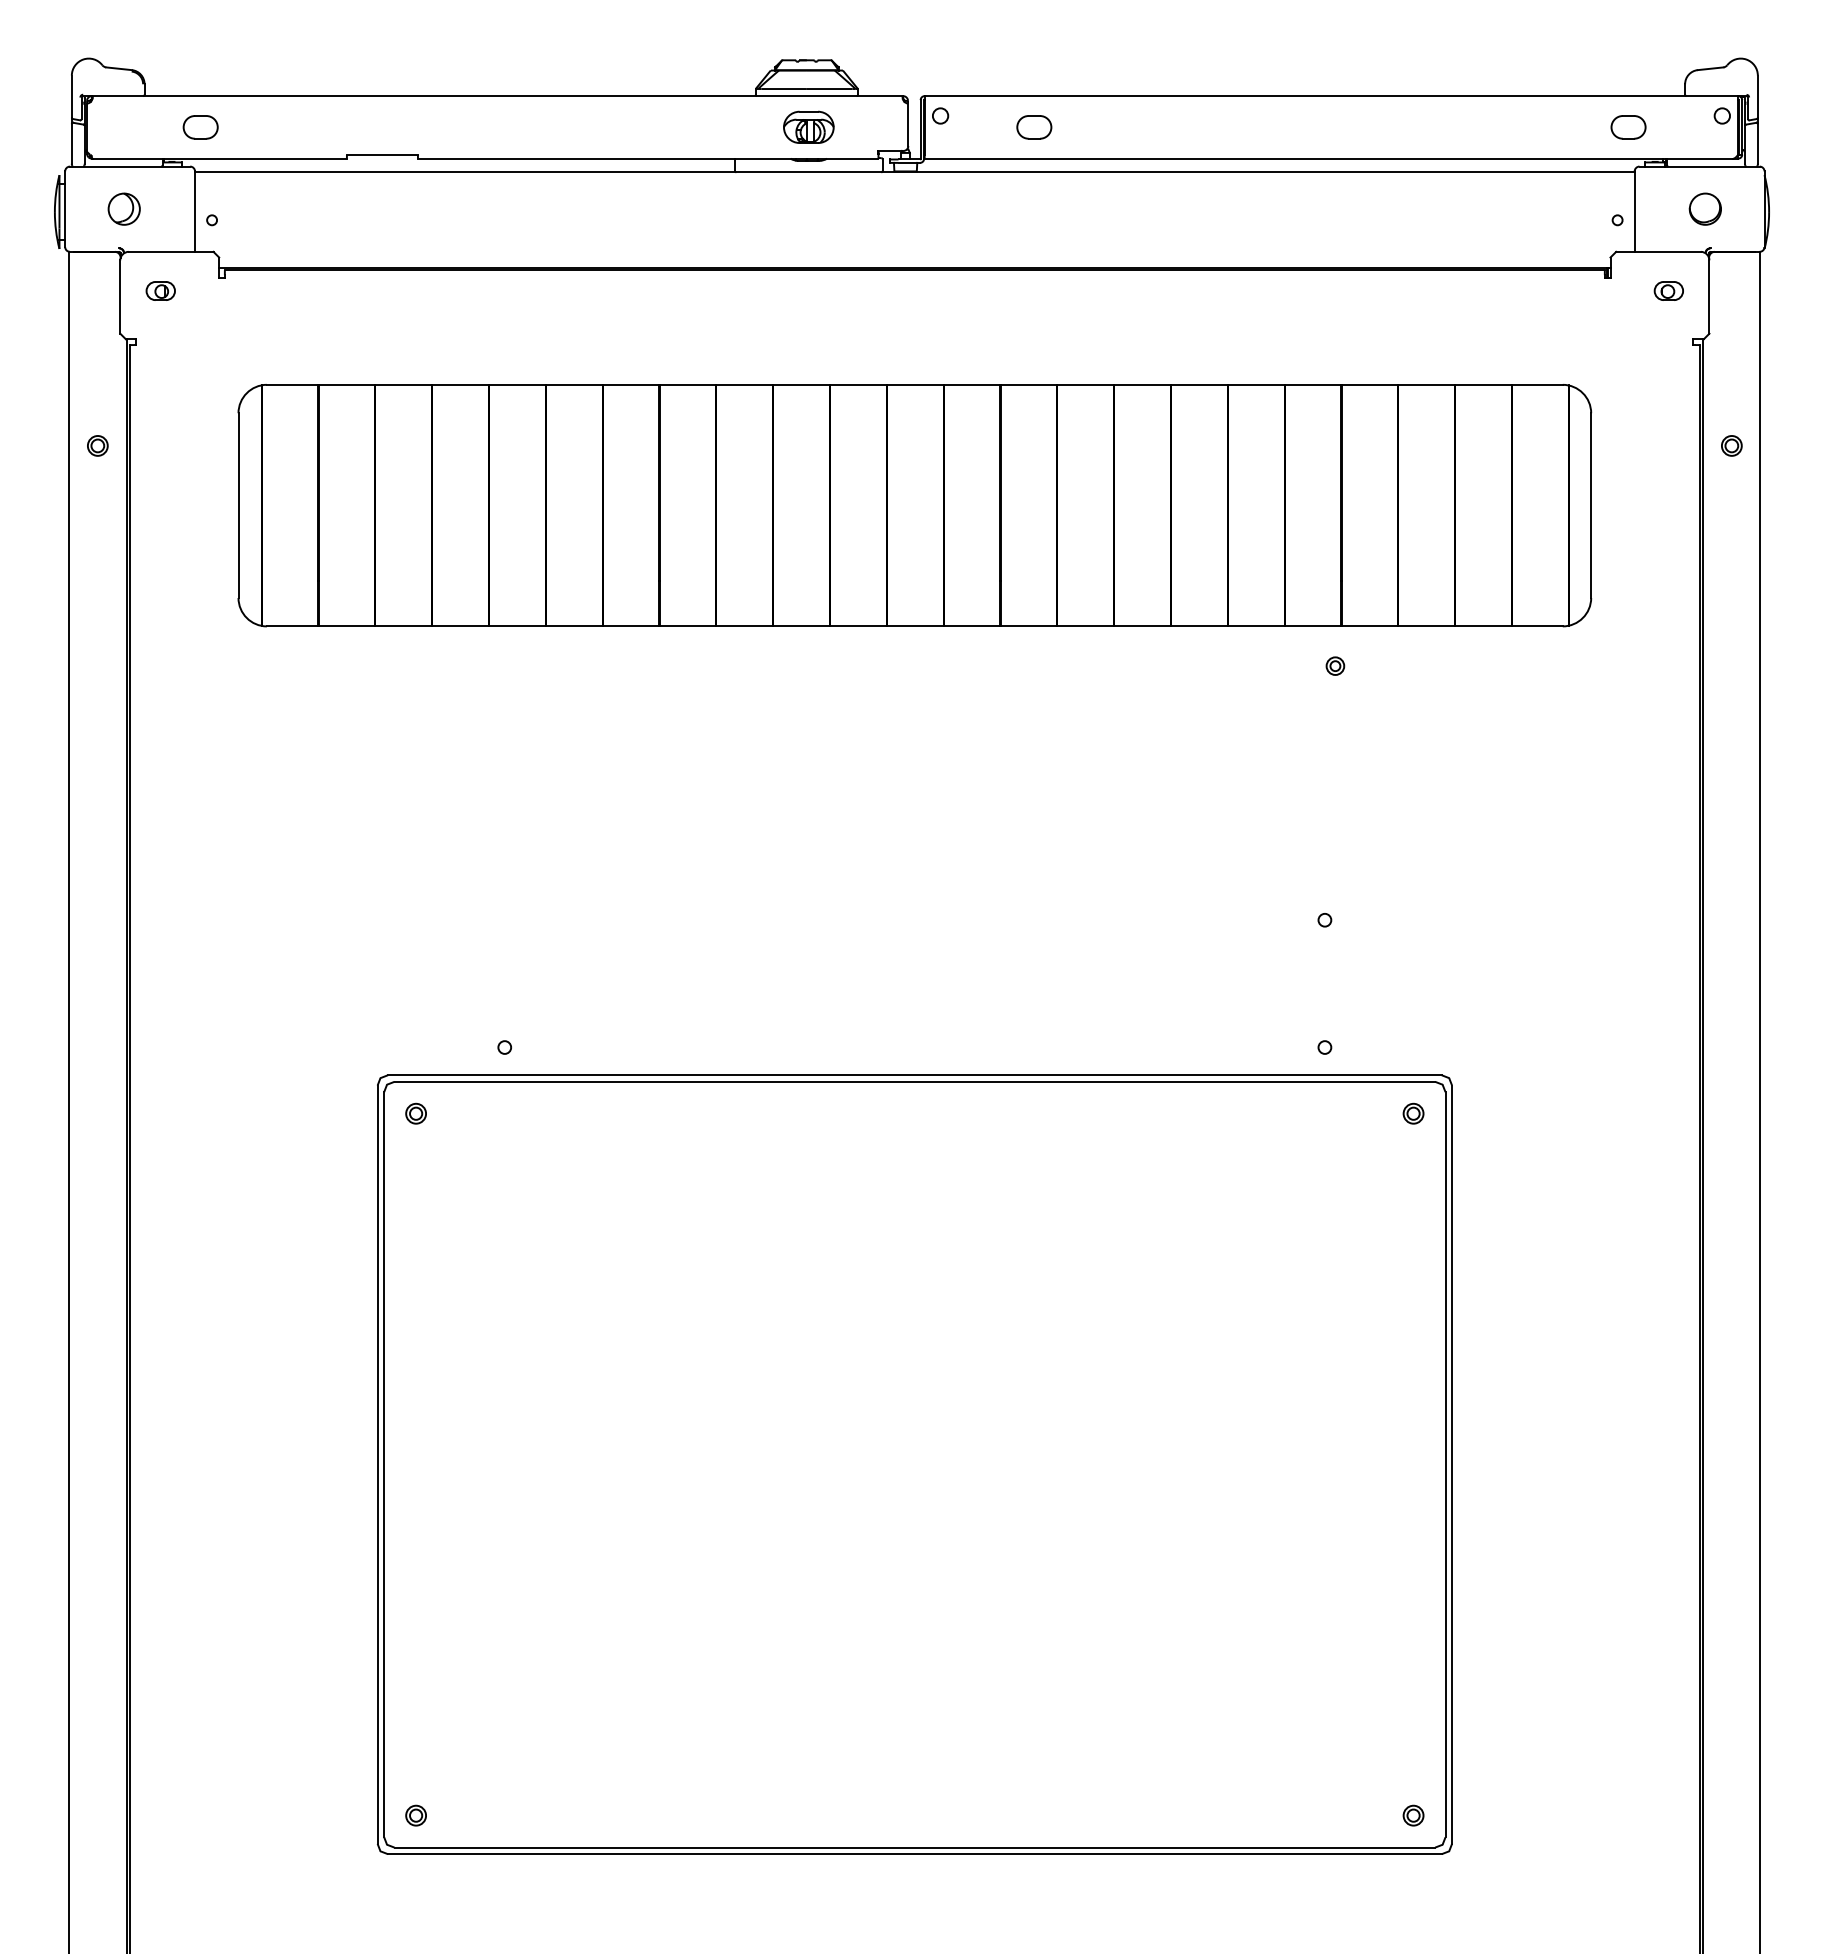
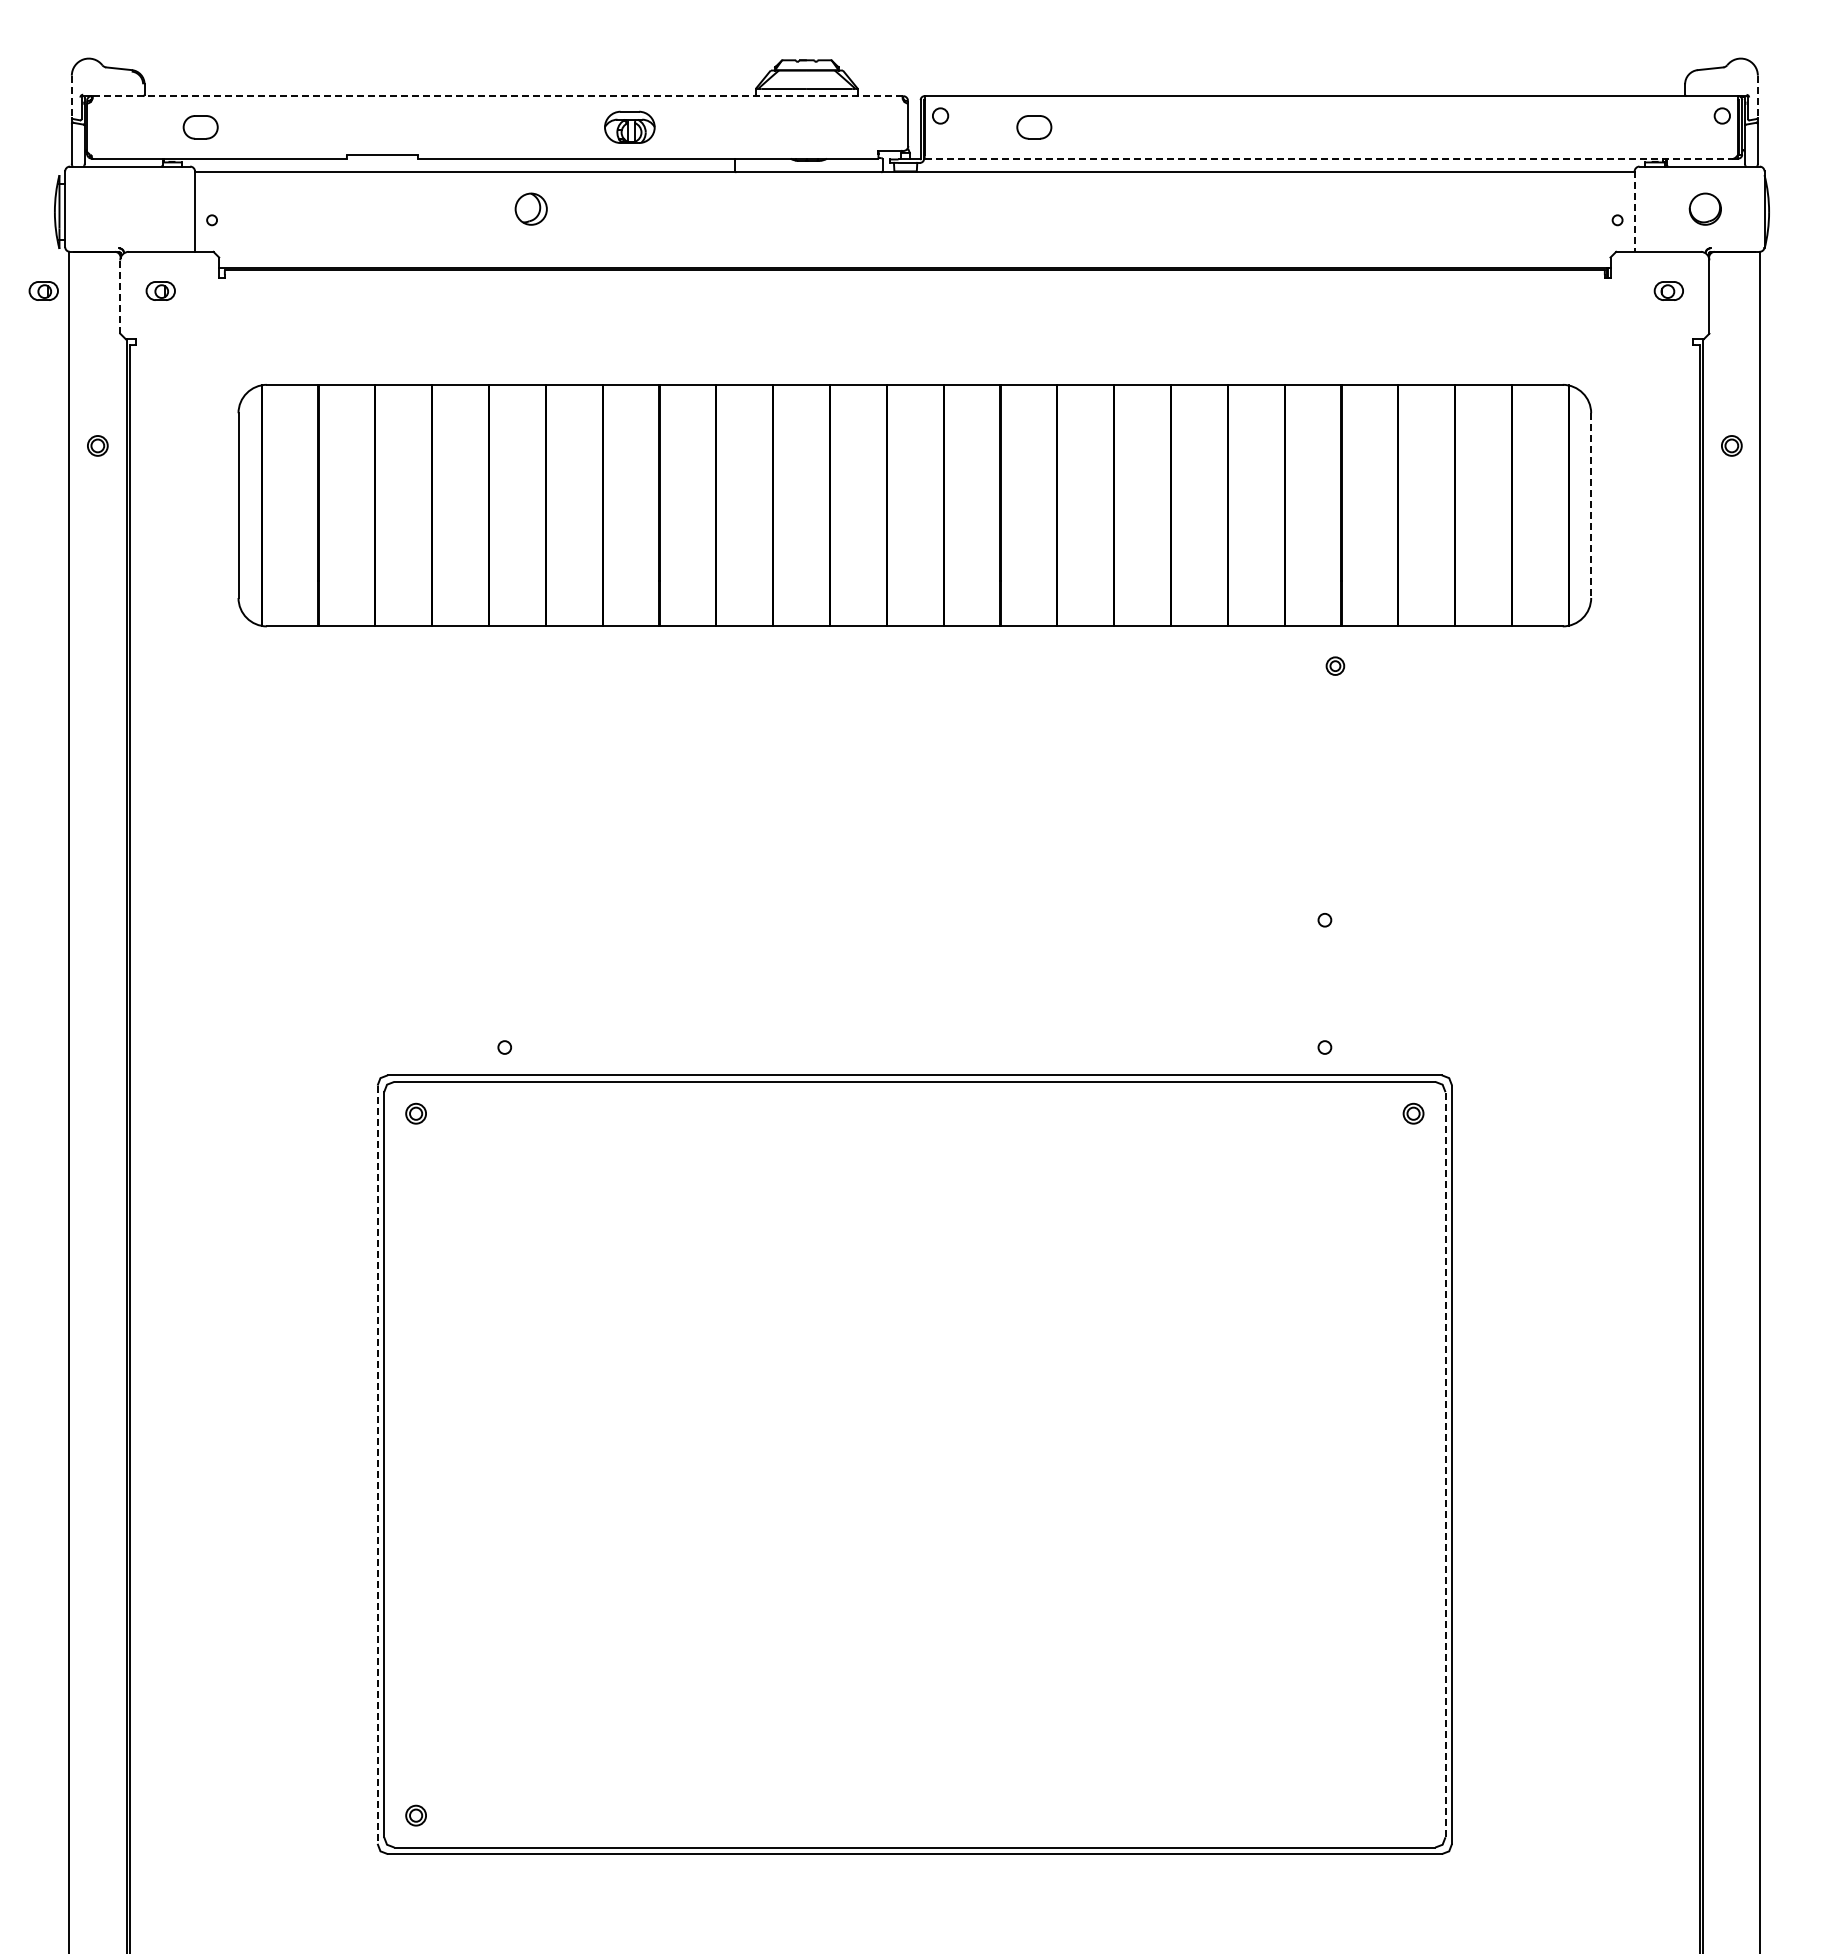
line: solid -> dashed (498, 96)
line: solid -> dashed (71, 97)
line: solid -> dashed (1757, 97)
part position: (808, 126) -> (629, 126) (629, 126)
part: present -> none (1628, 127)
line: solid -> dashed (1329, 158)
part position: (123, 208) -> (530, 208) (530, 208)
line: solid -> dashed (1634, 212)
part: none -> present (43, 290)
line: solid -> dashed (120, 297)
line: solid -> dashed (1591, 506)
line: solid -> dashed (1445, 1464)
line: solid -> dashed (377, 1465)
part: present -> none (1413, 1815)
